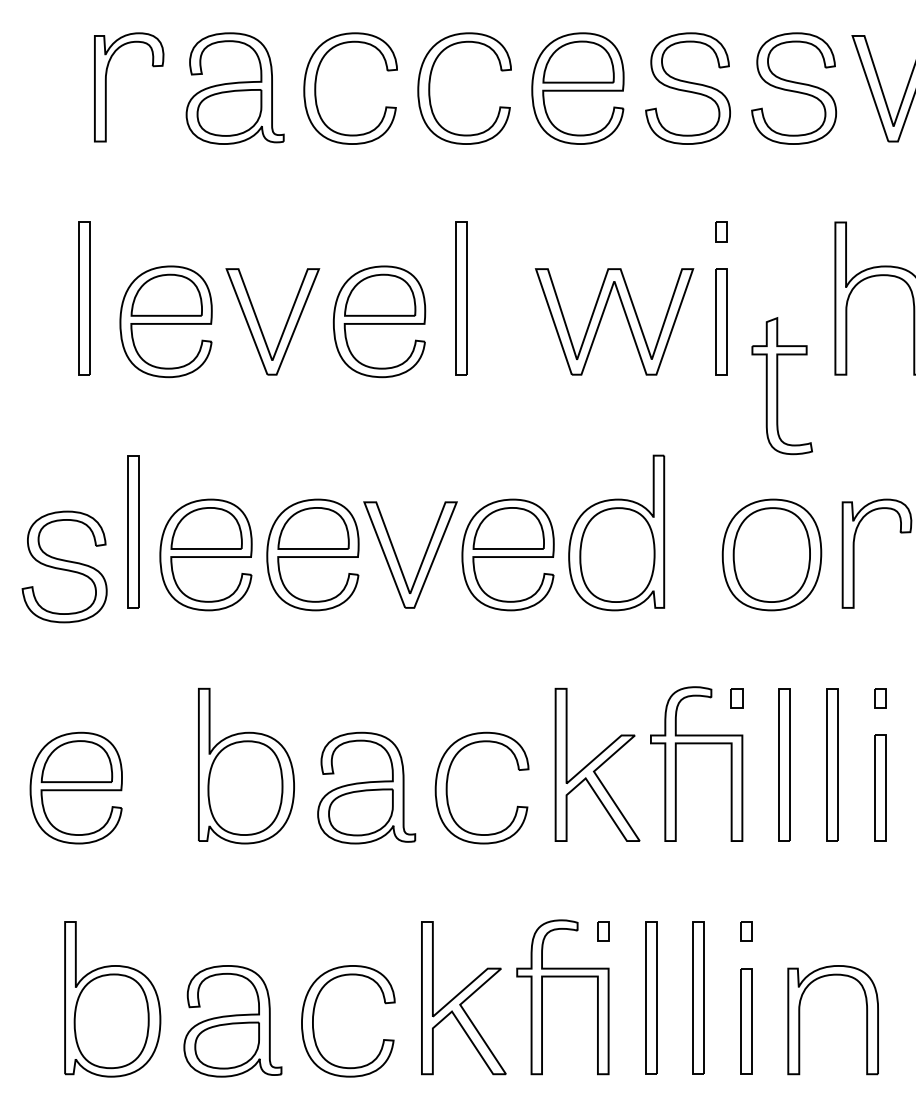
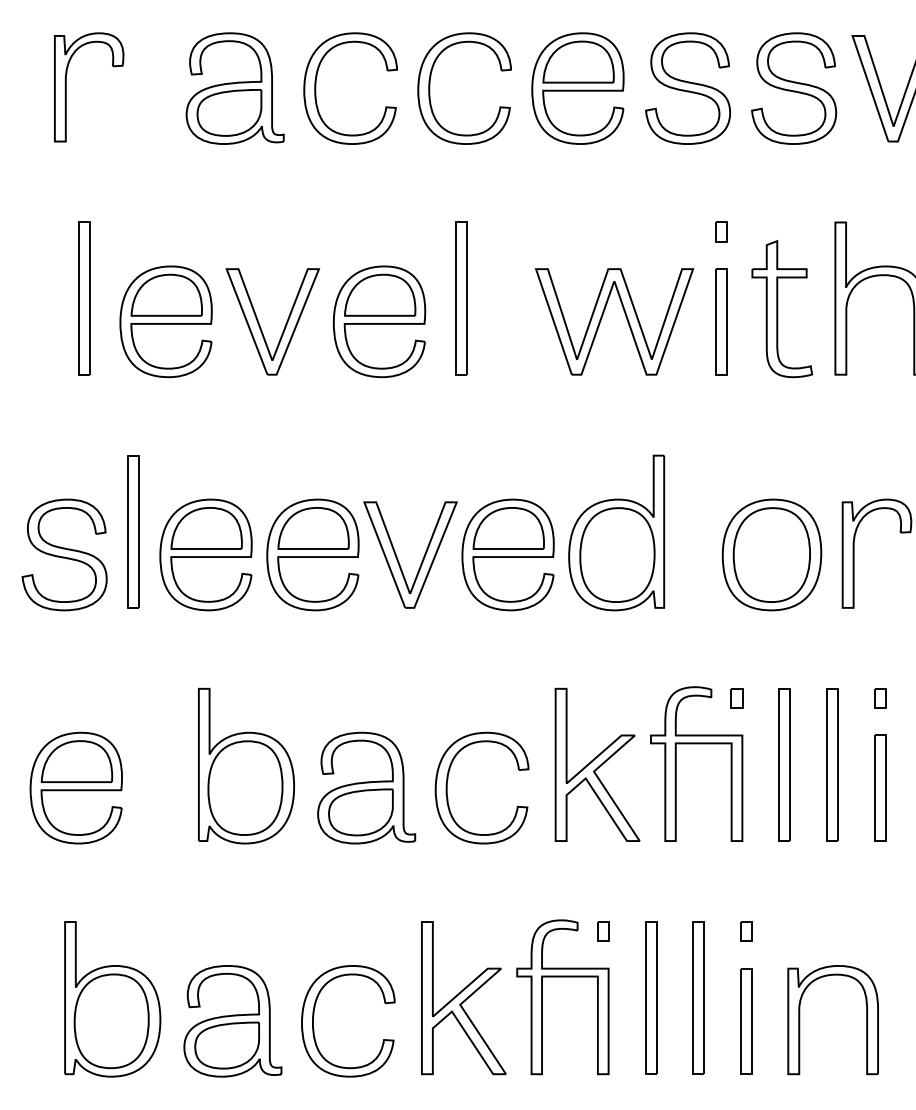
part position: (106, 87) -> (66, 87) (66, 87)
part position: (781, 386) -> (781, 309) (781, 309)
part position: (64, 566) -> (64, 554) (64, 554)
